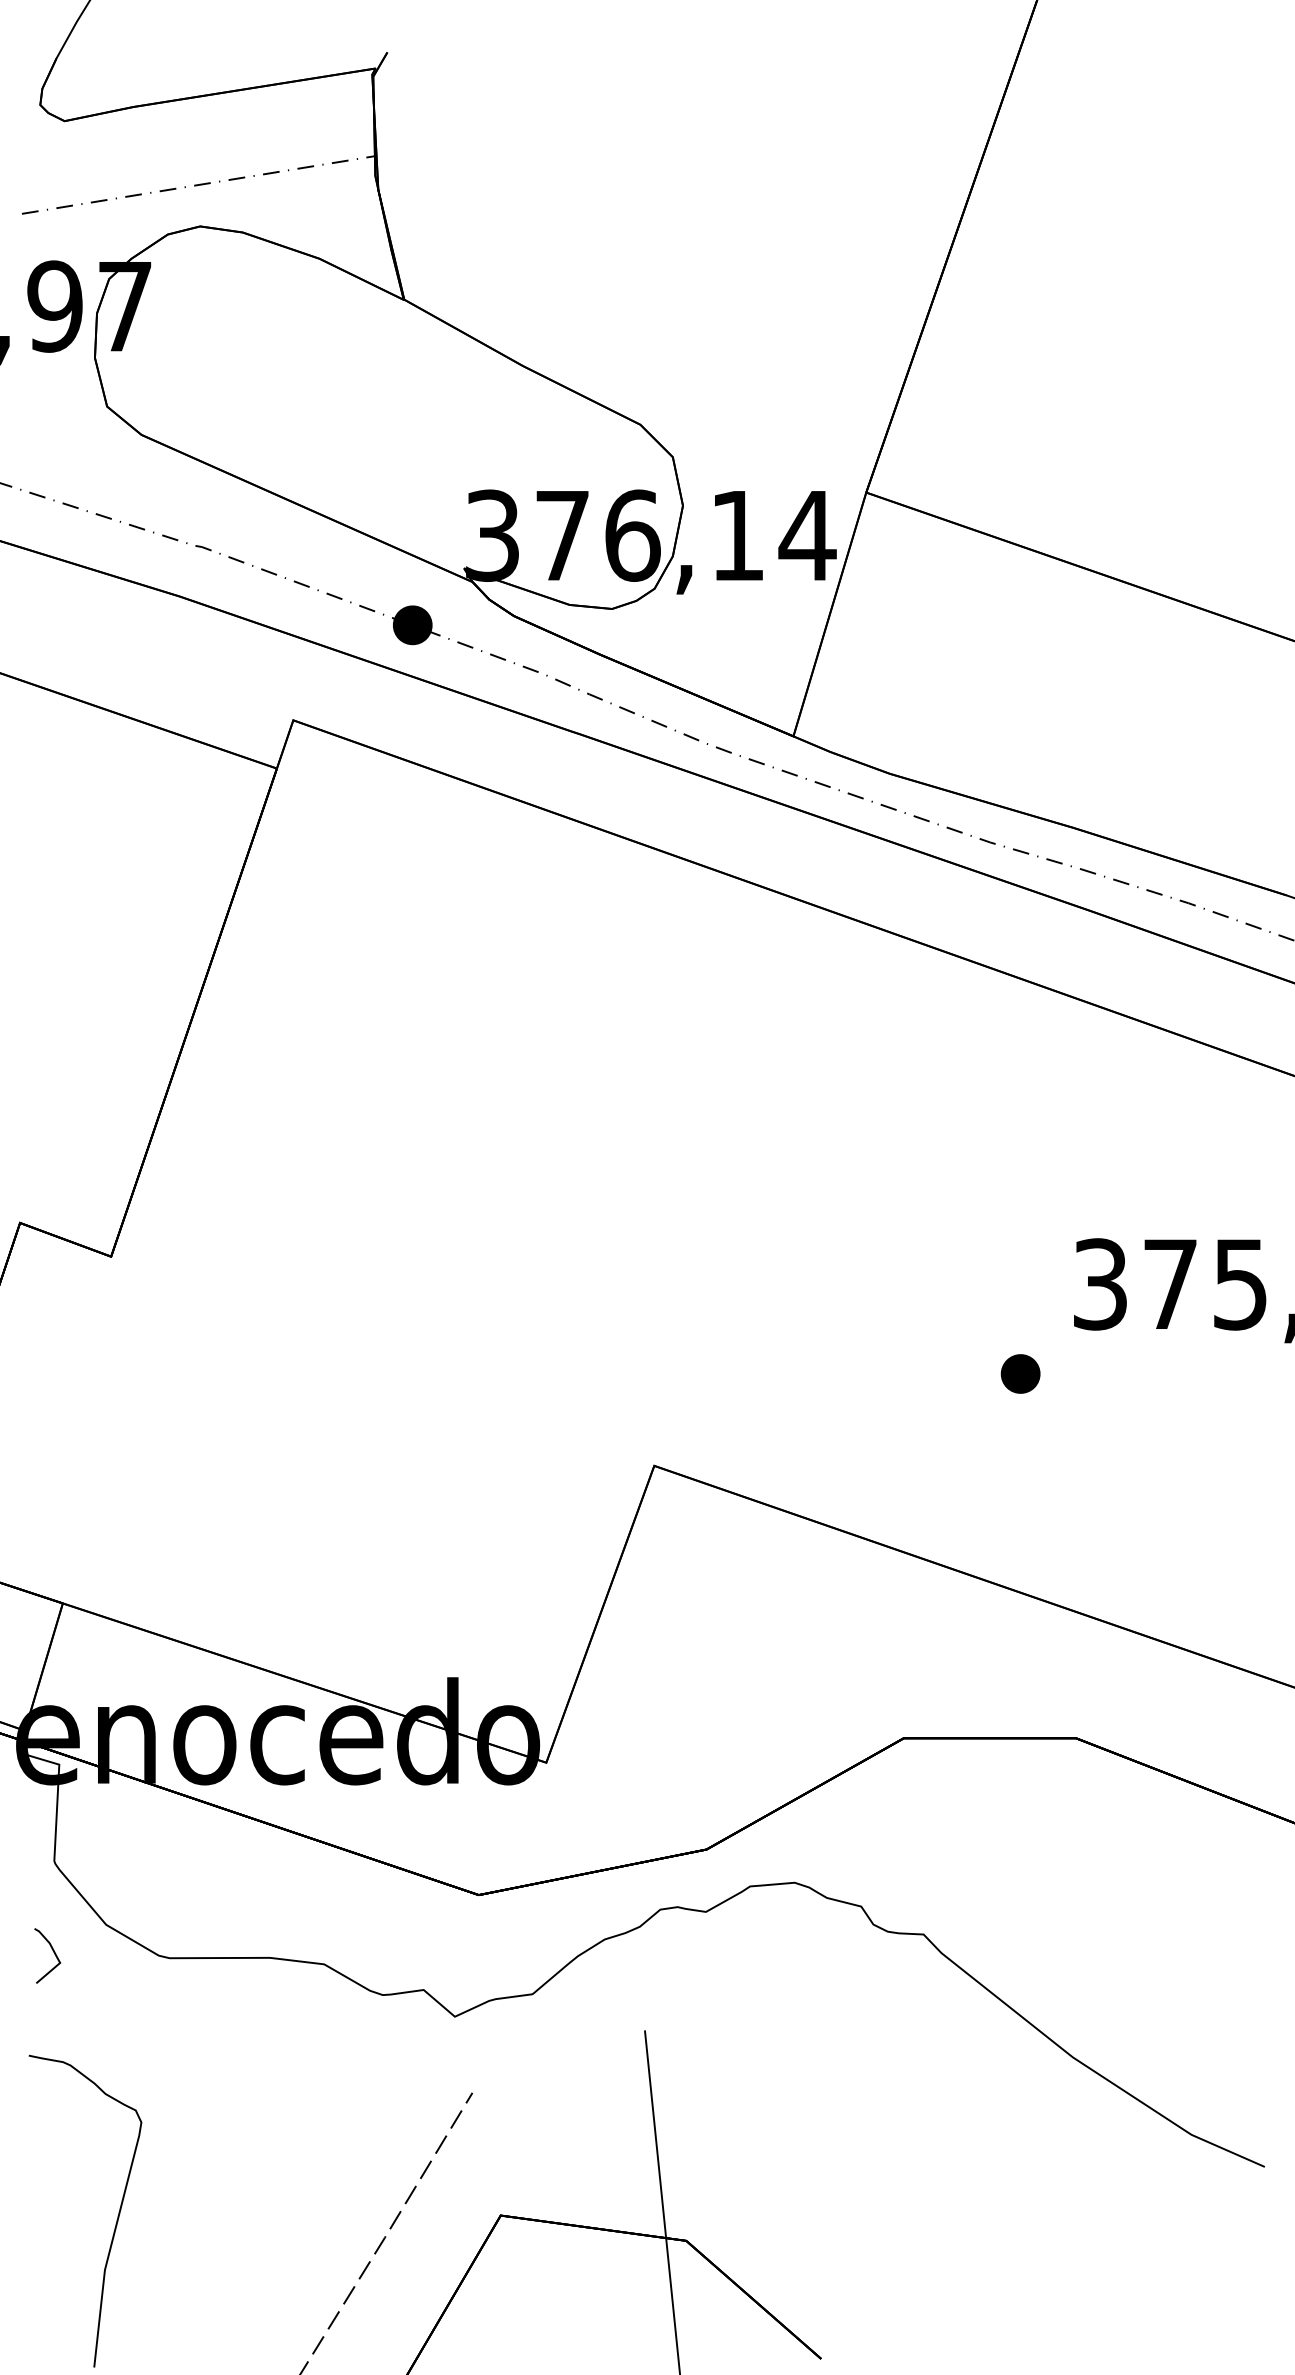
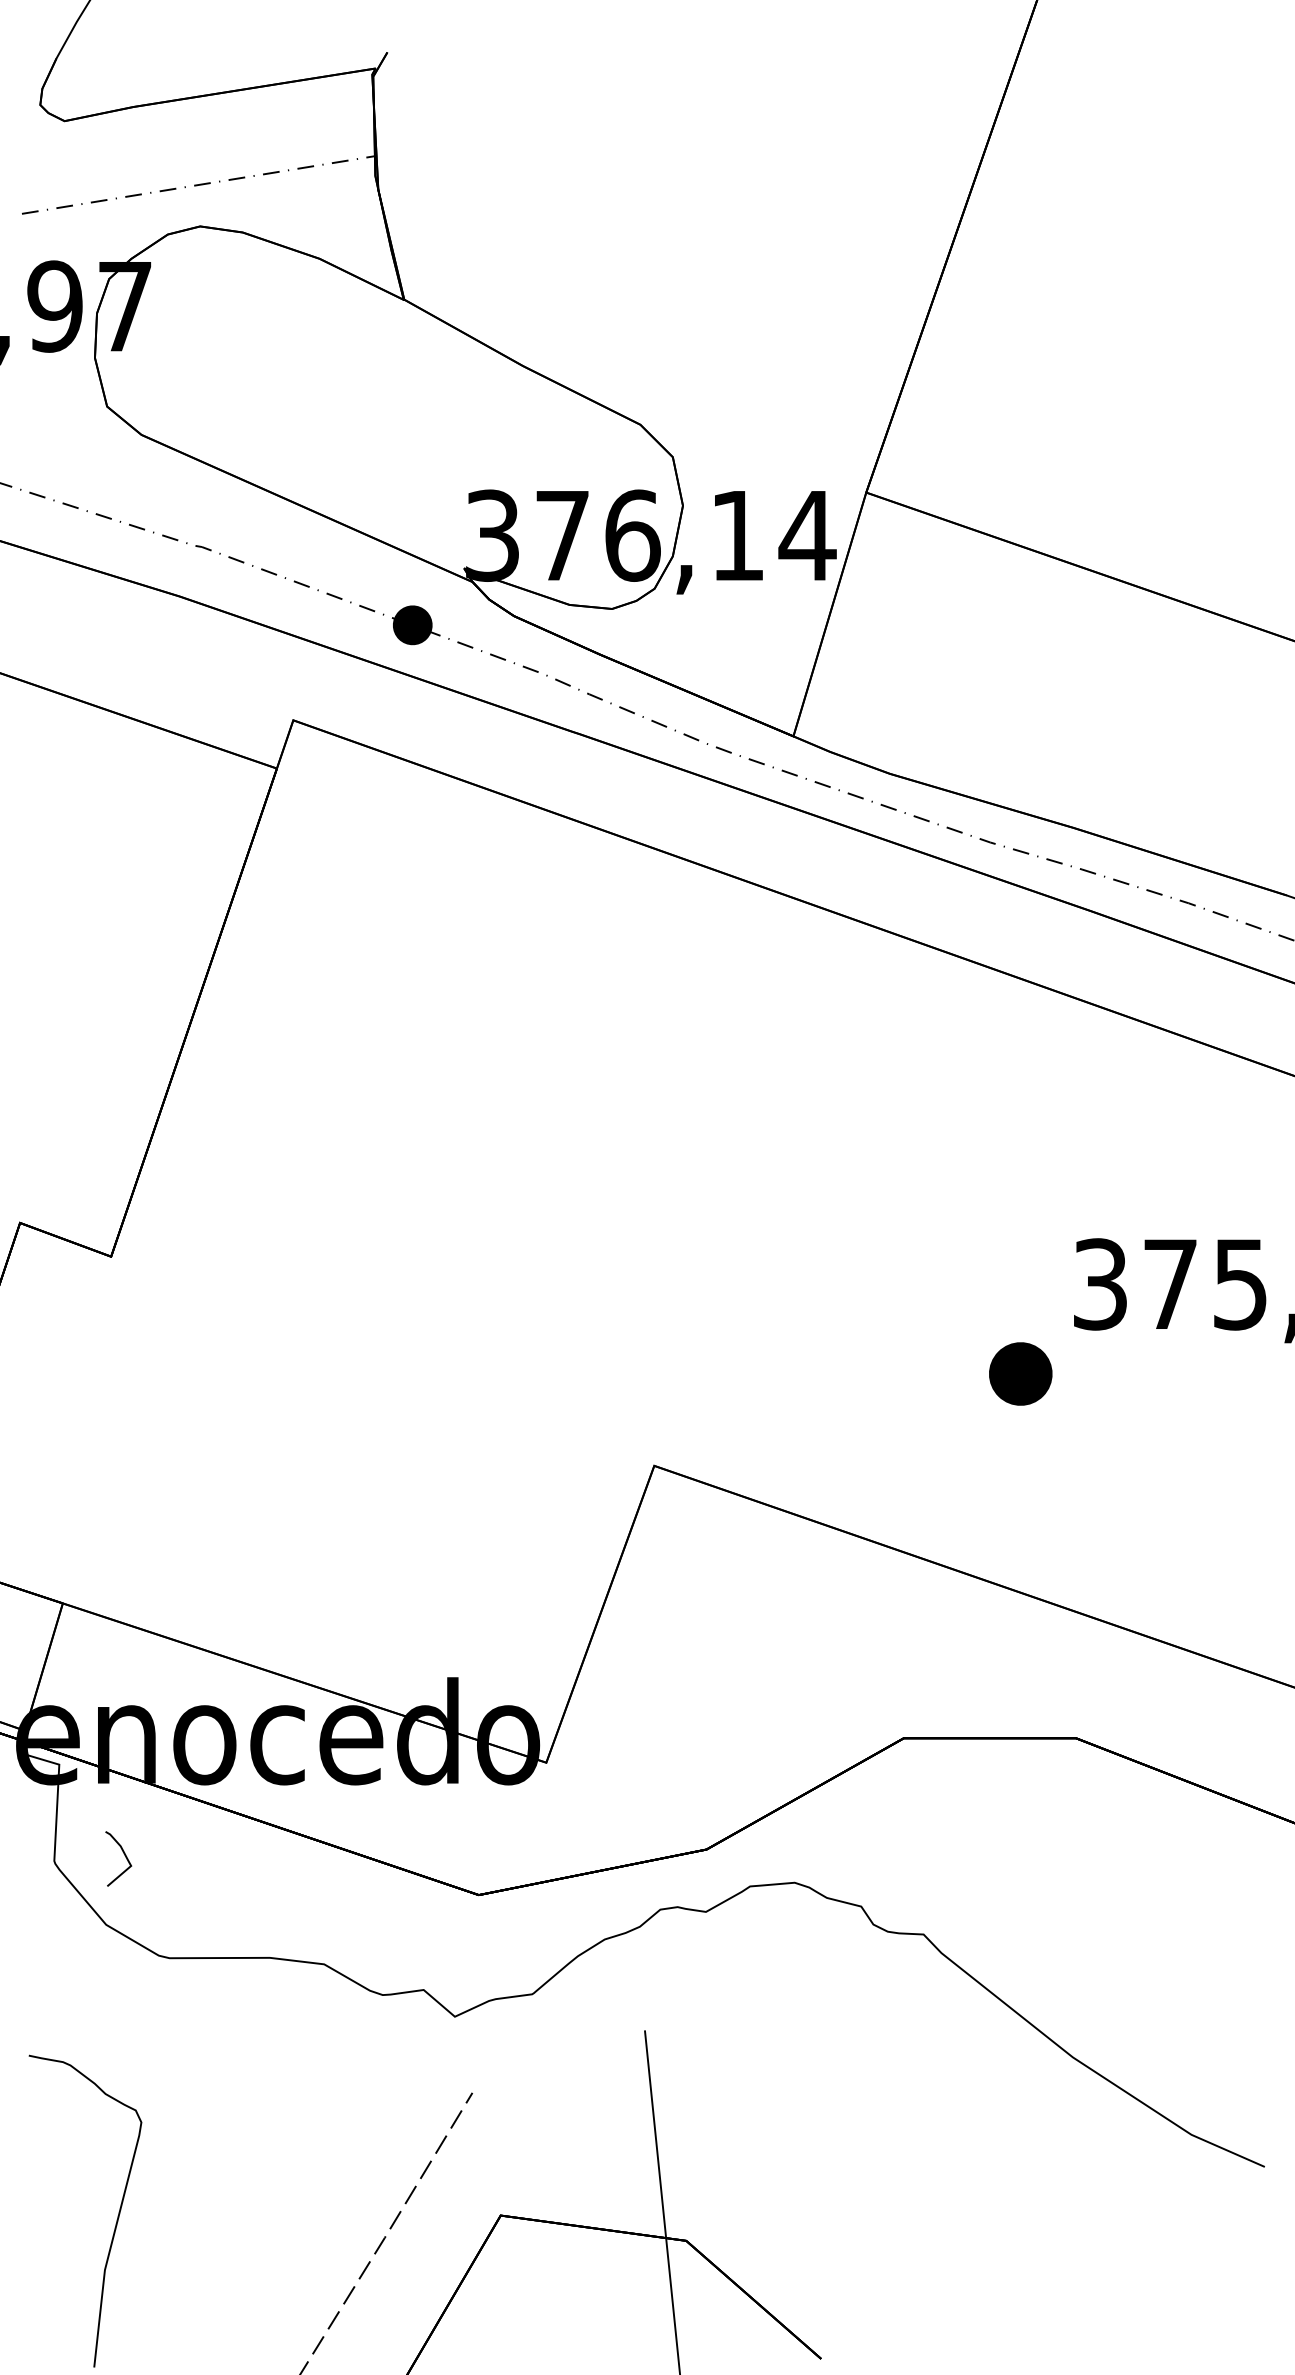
part size: 41x40 px -> 64x64 px (1020, 1373)
curve position: (53, 1952) -> (124, 1855) (124, 1855)
